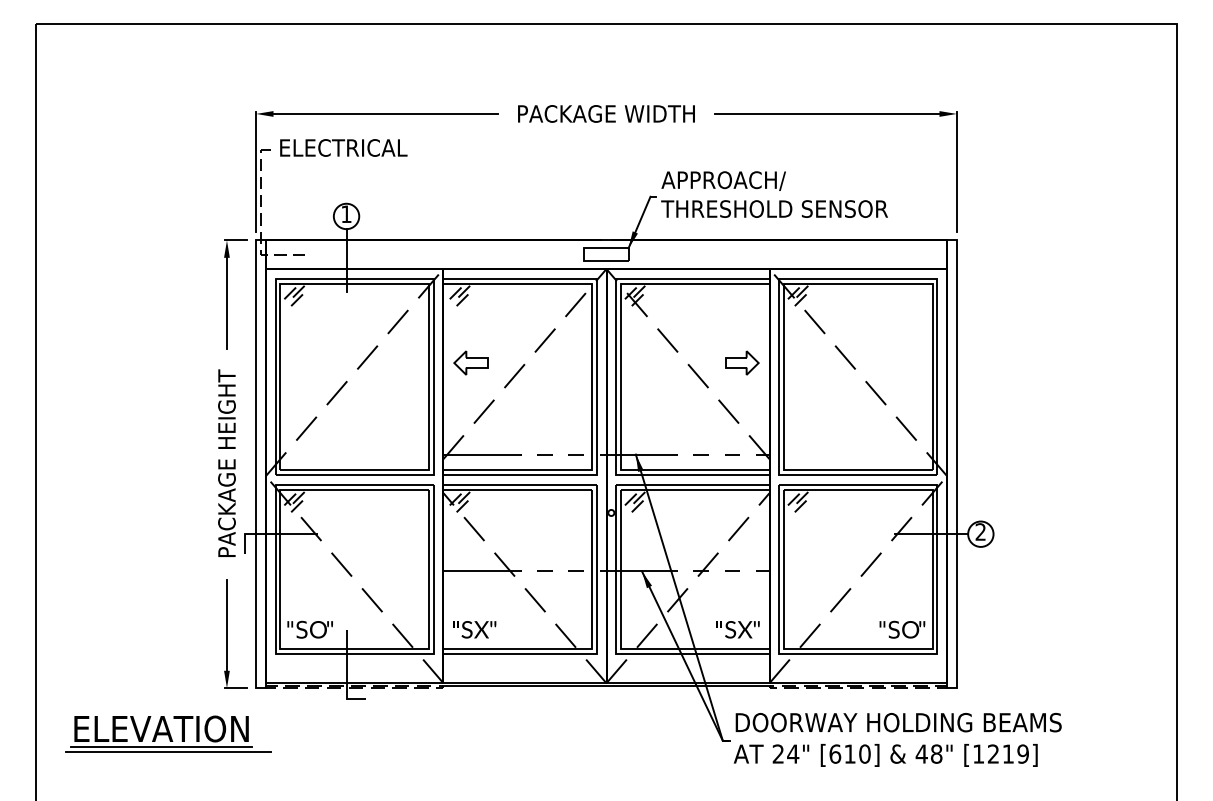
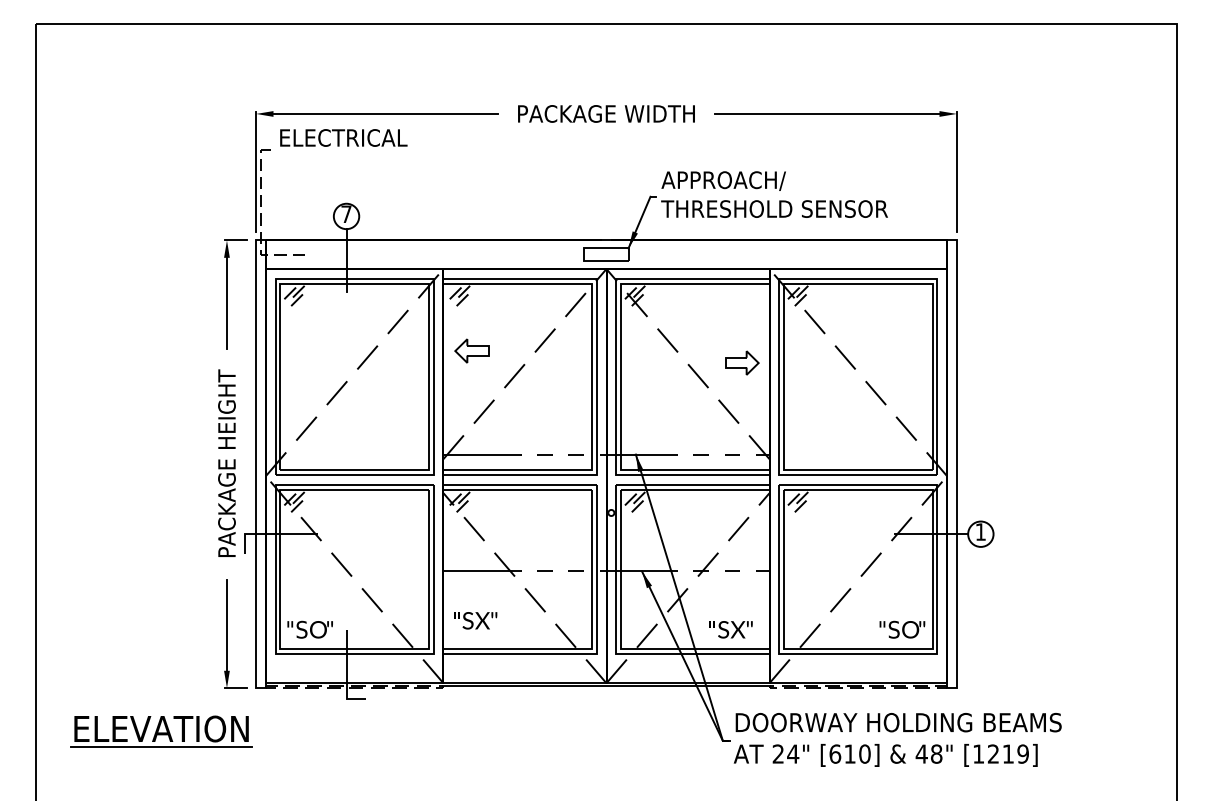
text position: (343, 147) -> (343, 137) (343, 137)
text: 1 -> 7 (346, 213)
part position: (470, 362) -> (471, 350) (471, 350)
text: 2 -> 1 (980, 531)
text position: (474, 629) -> (475, 620) (475, 620)
text position: (737, 629) -> (730, 629) (730, 629)
line: present -> none (168, 752)
